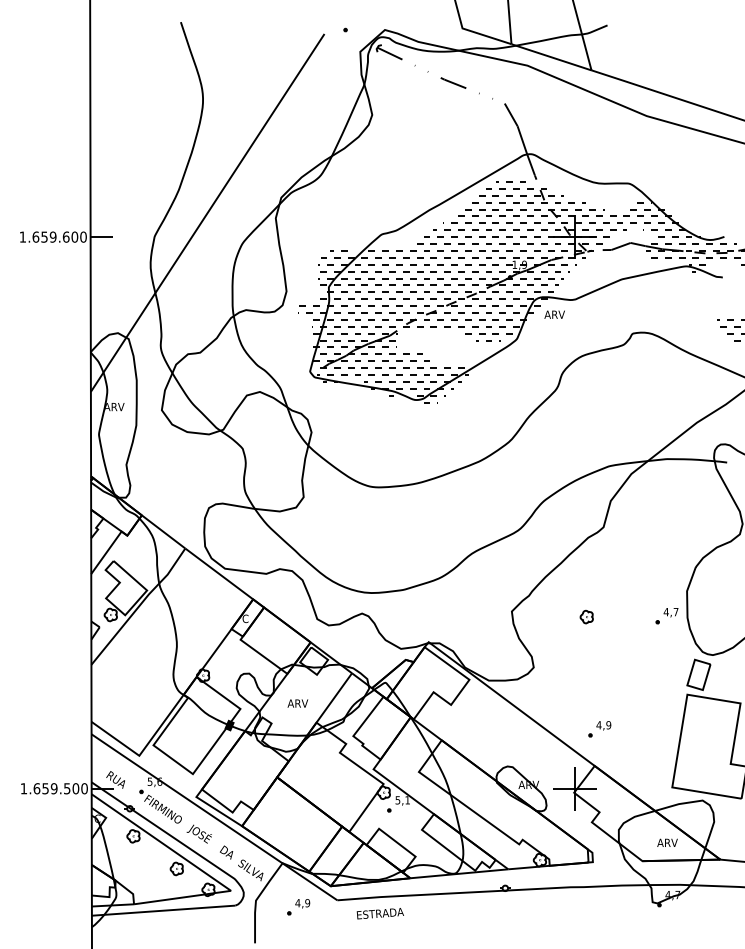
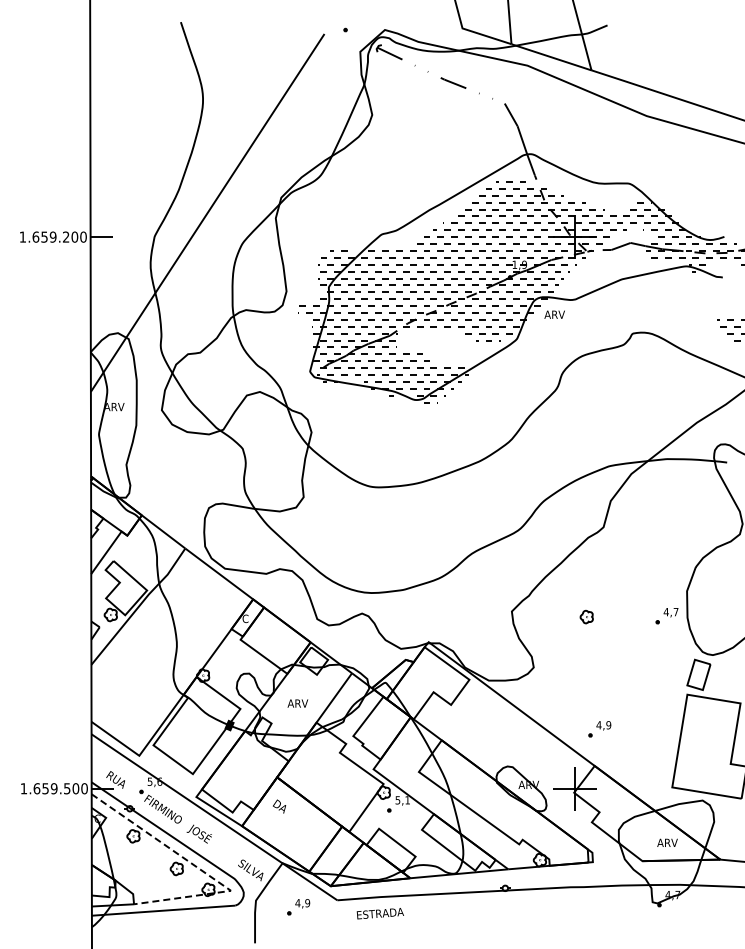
text: 1.659.600 -> 1.659.200 (65, 236)
text position: (226, 852) -> (279, 806) (279, 806)
line: solid -> dashed (202, 870)
